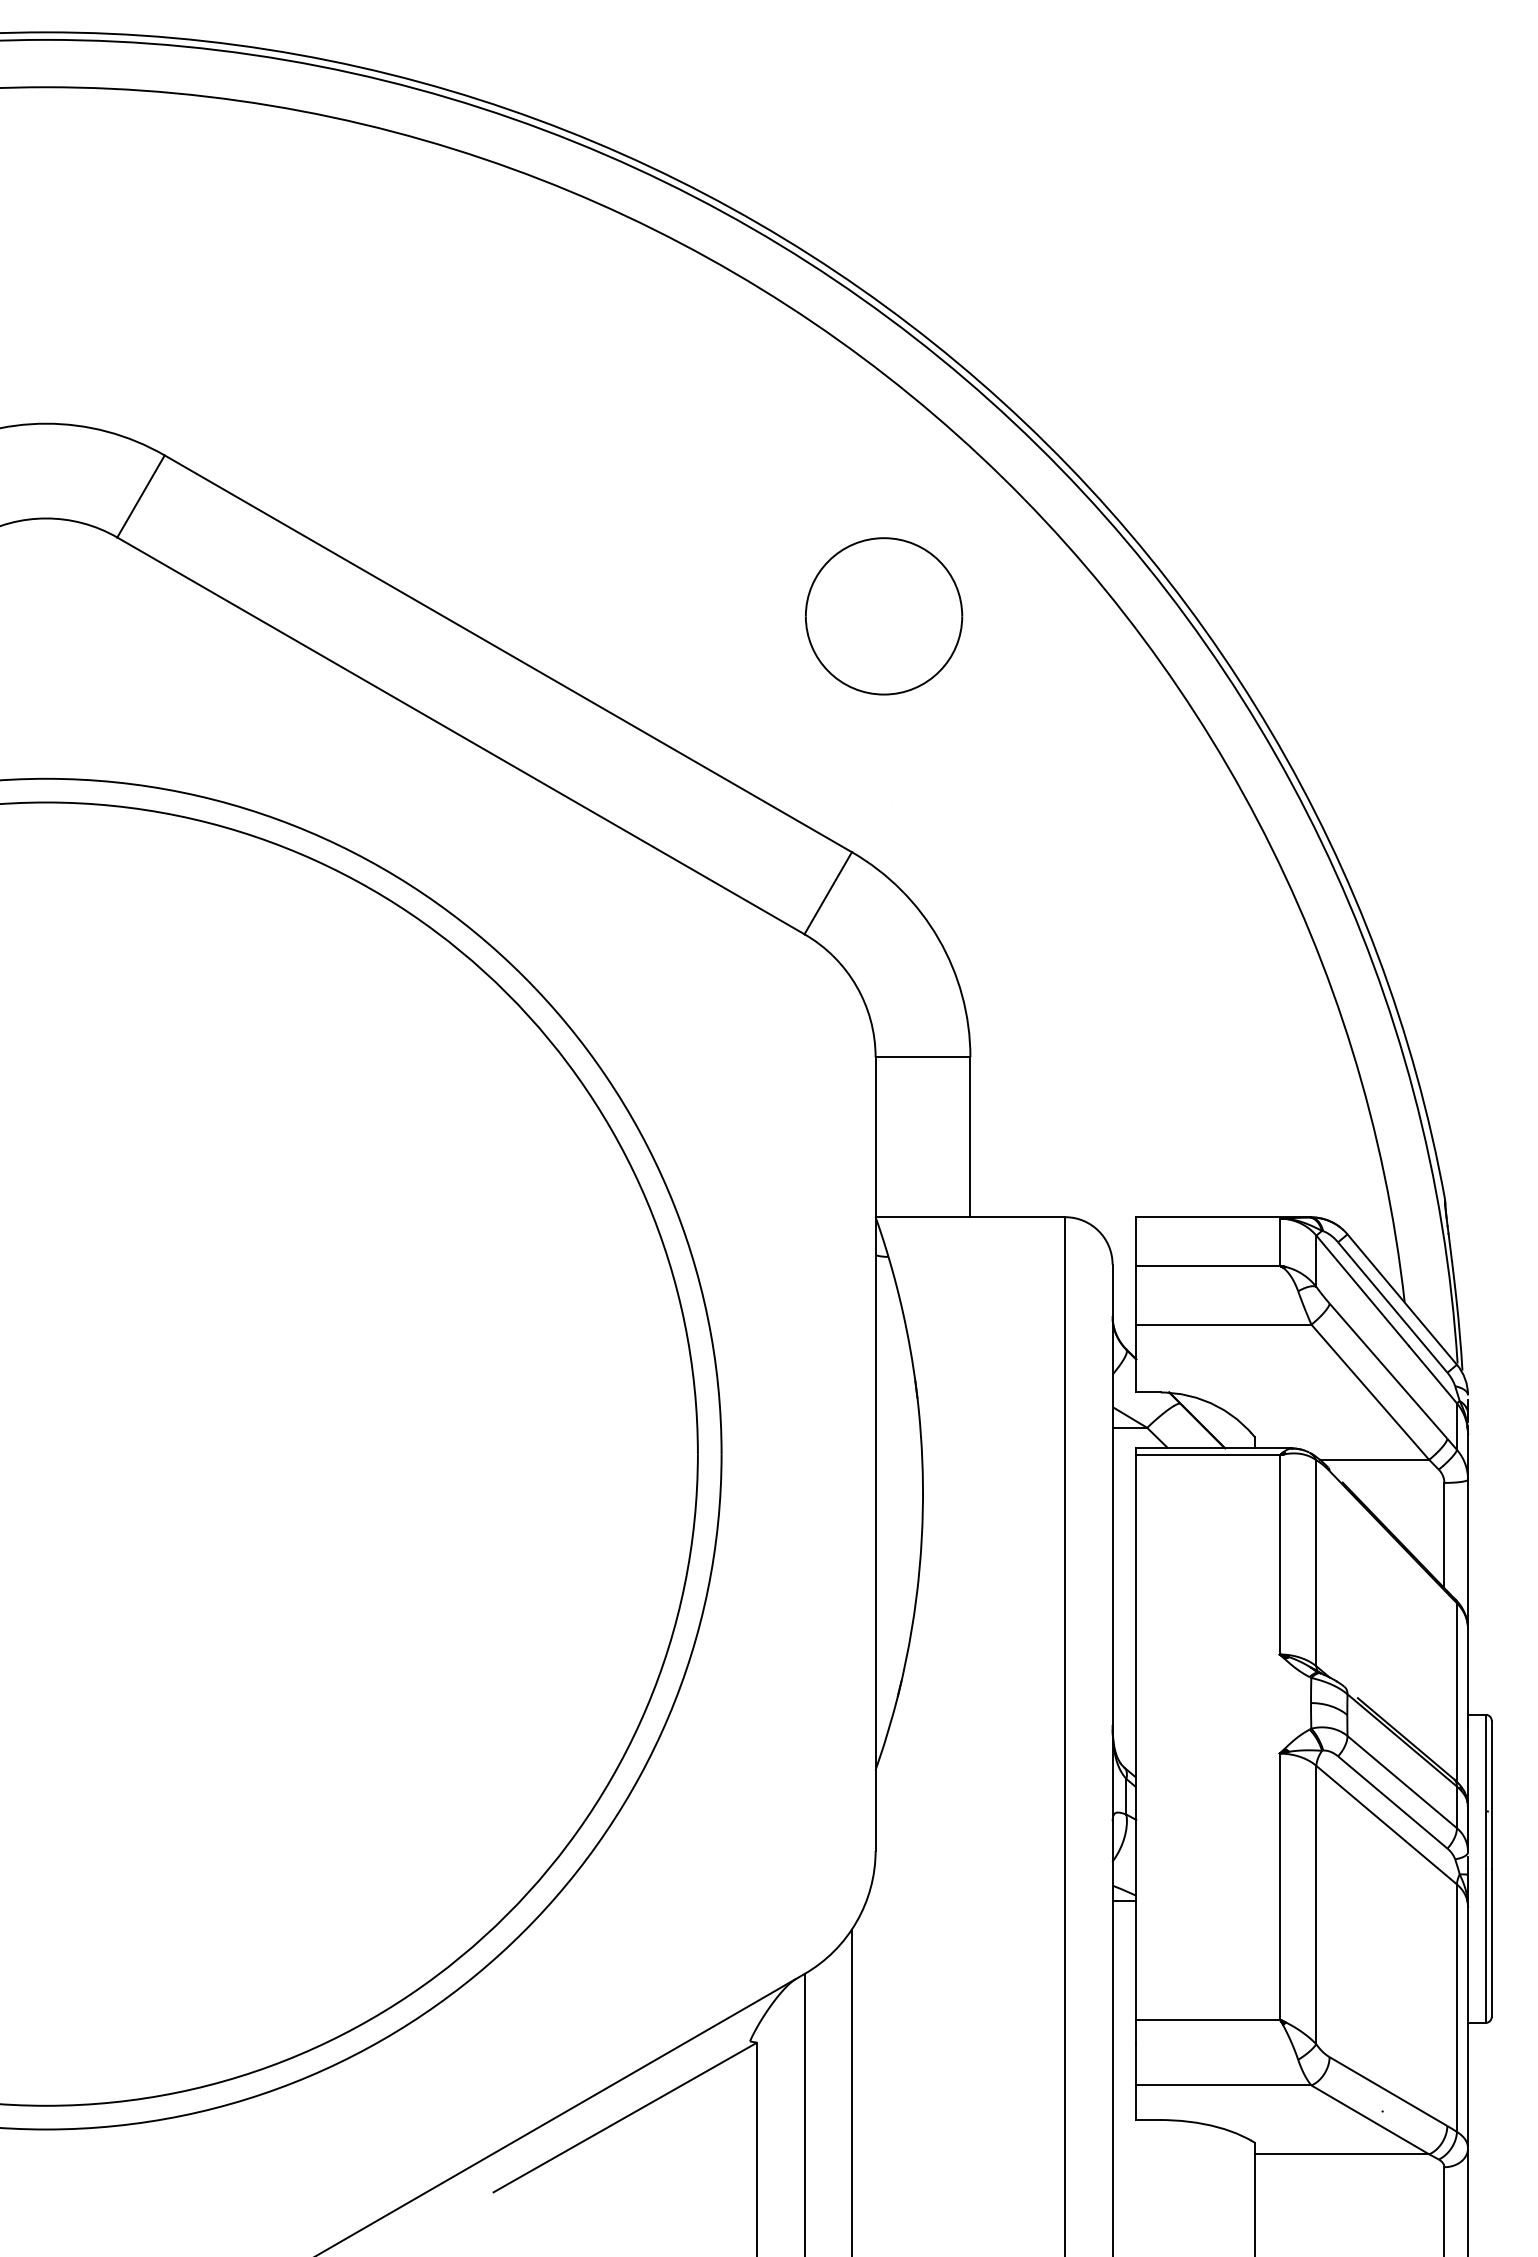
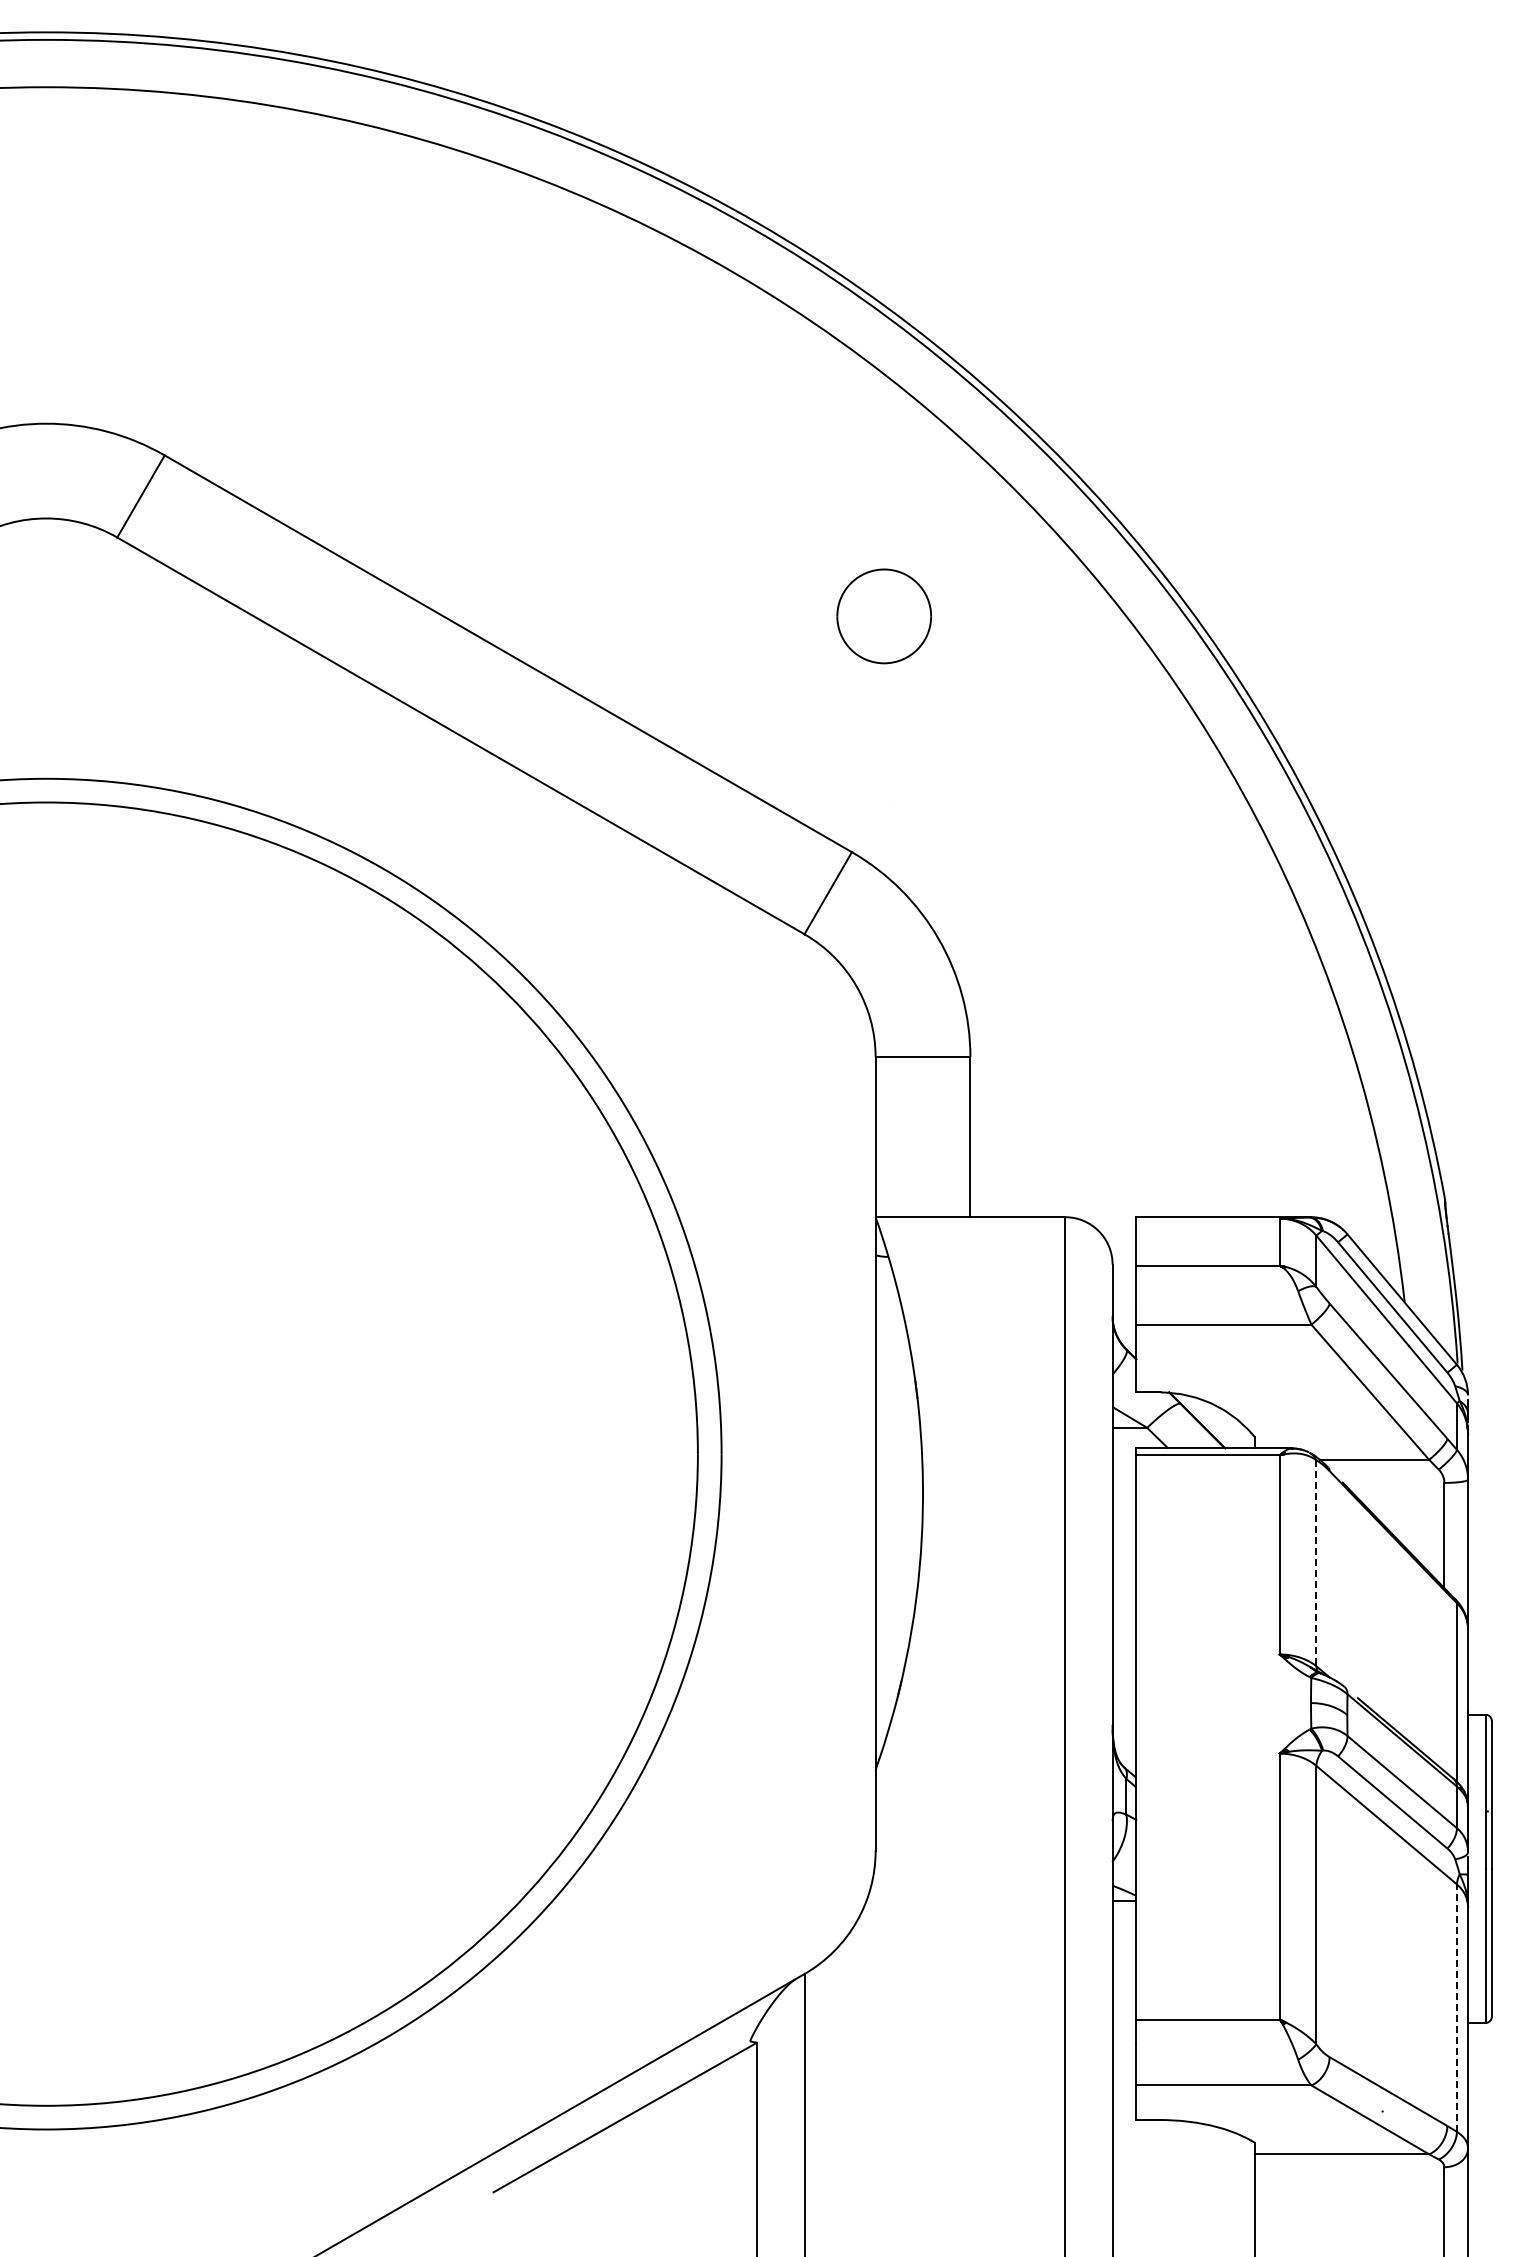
part size: 159x159 px -> 96x97 px (883, 616)
line: solid -> dashed (1316, 1563)
line: solid -> dashed (1456, 2008)
line: present -> none (851, 2091)
